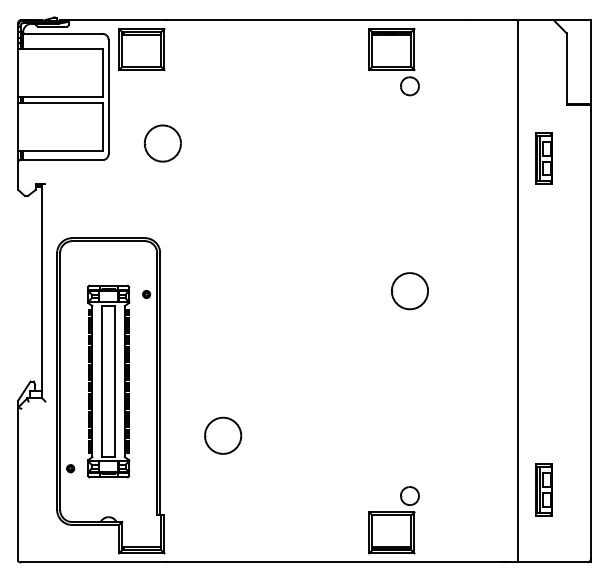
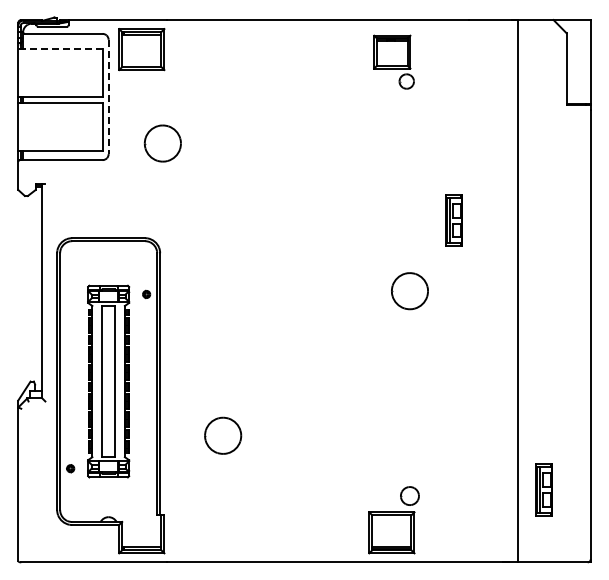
line: solid -> dashed (59, 48)
part size: 52x69 px -> 42x56 px (393, 61)
line: solid -> dashed (108, 97)
part position: (543, 158) -> (453, 220) (453, 220)
